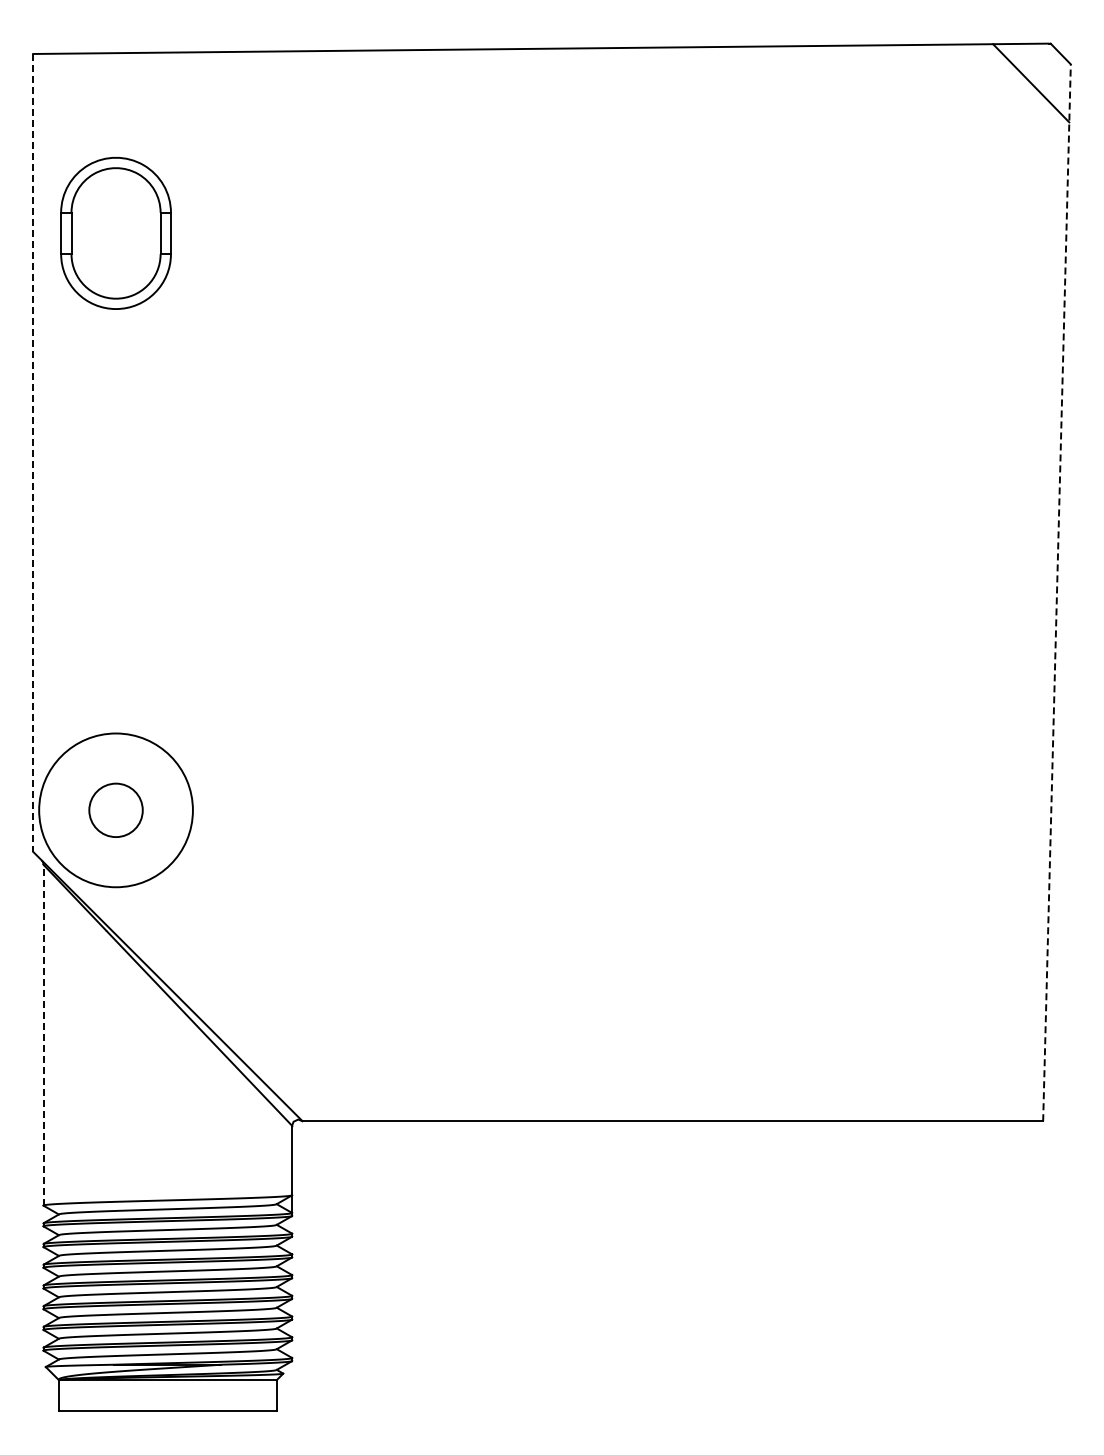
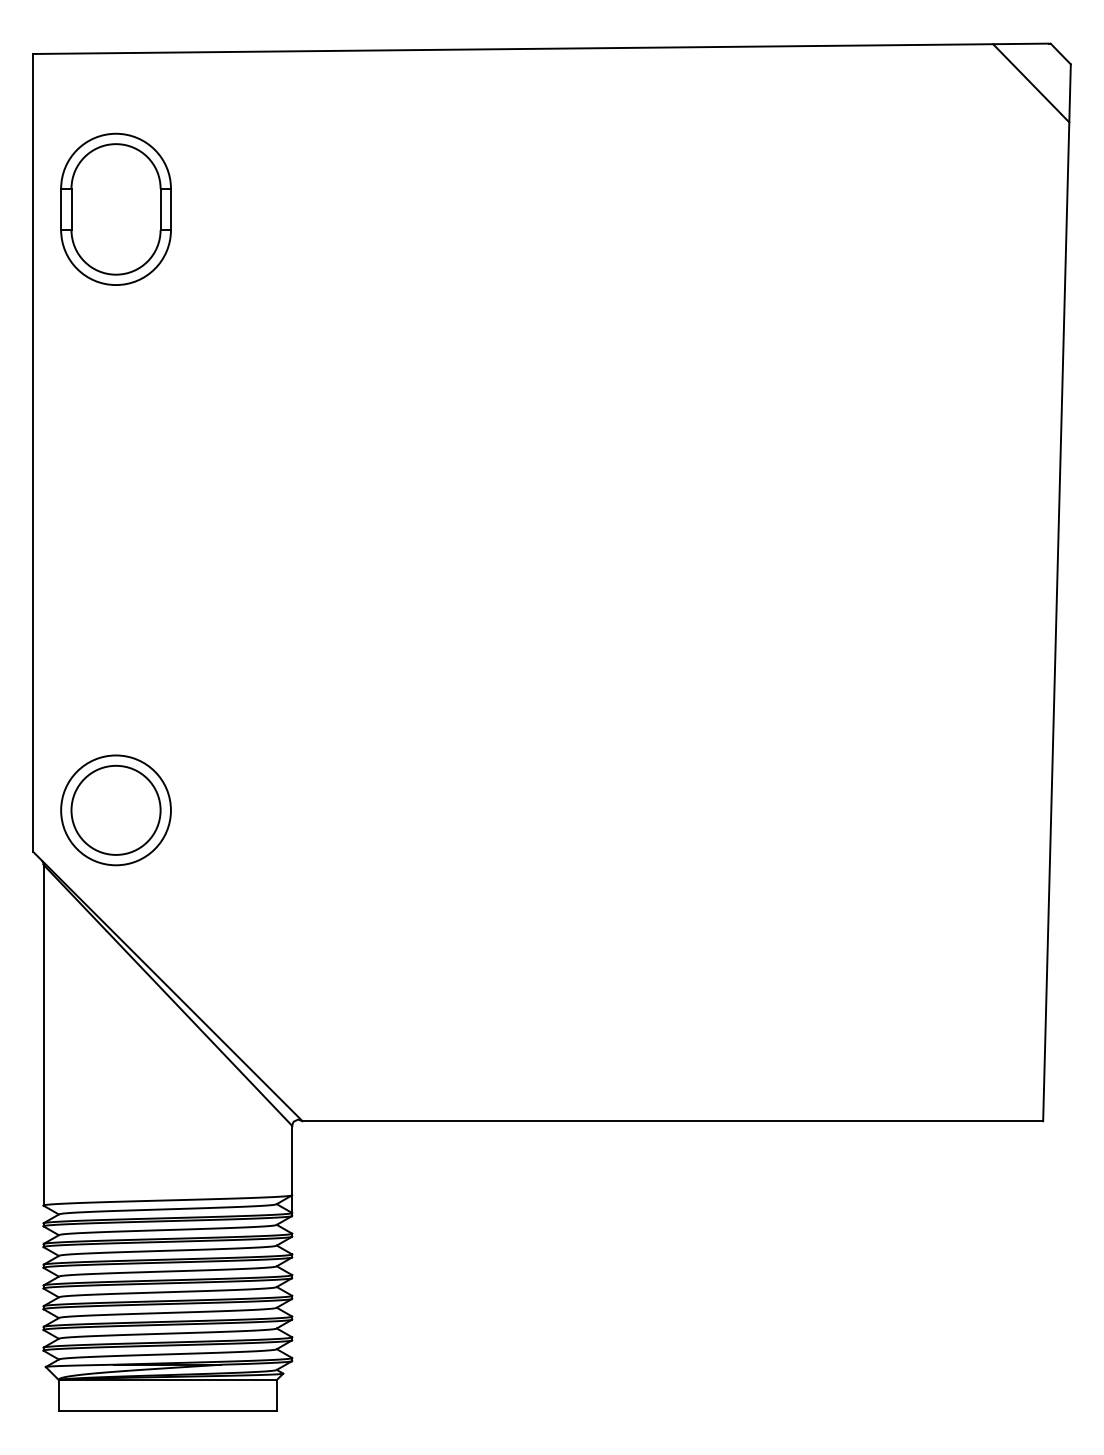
part position: (115, 232) -> (115, 208) (115, 208)
line: dashed -> solid (33, 452)
line: dashed -> solid (1056, 592)
circle diameter: 154 px -> 110 px (115, 810)
circle diameter: 53 px -> 89 px (115, 809)
line: dashed -> solid (43, 1034)
